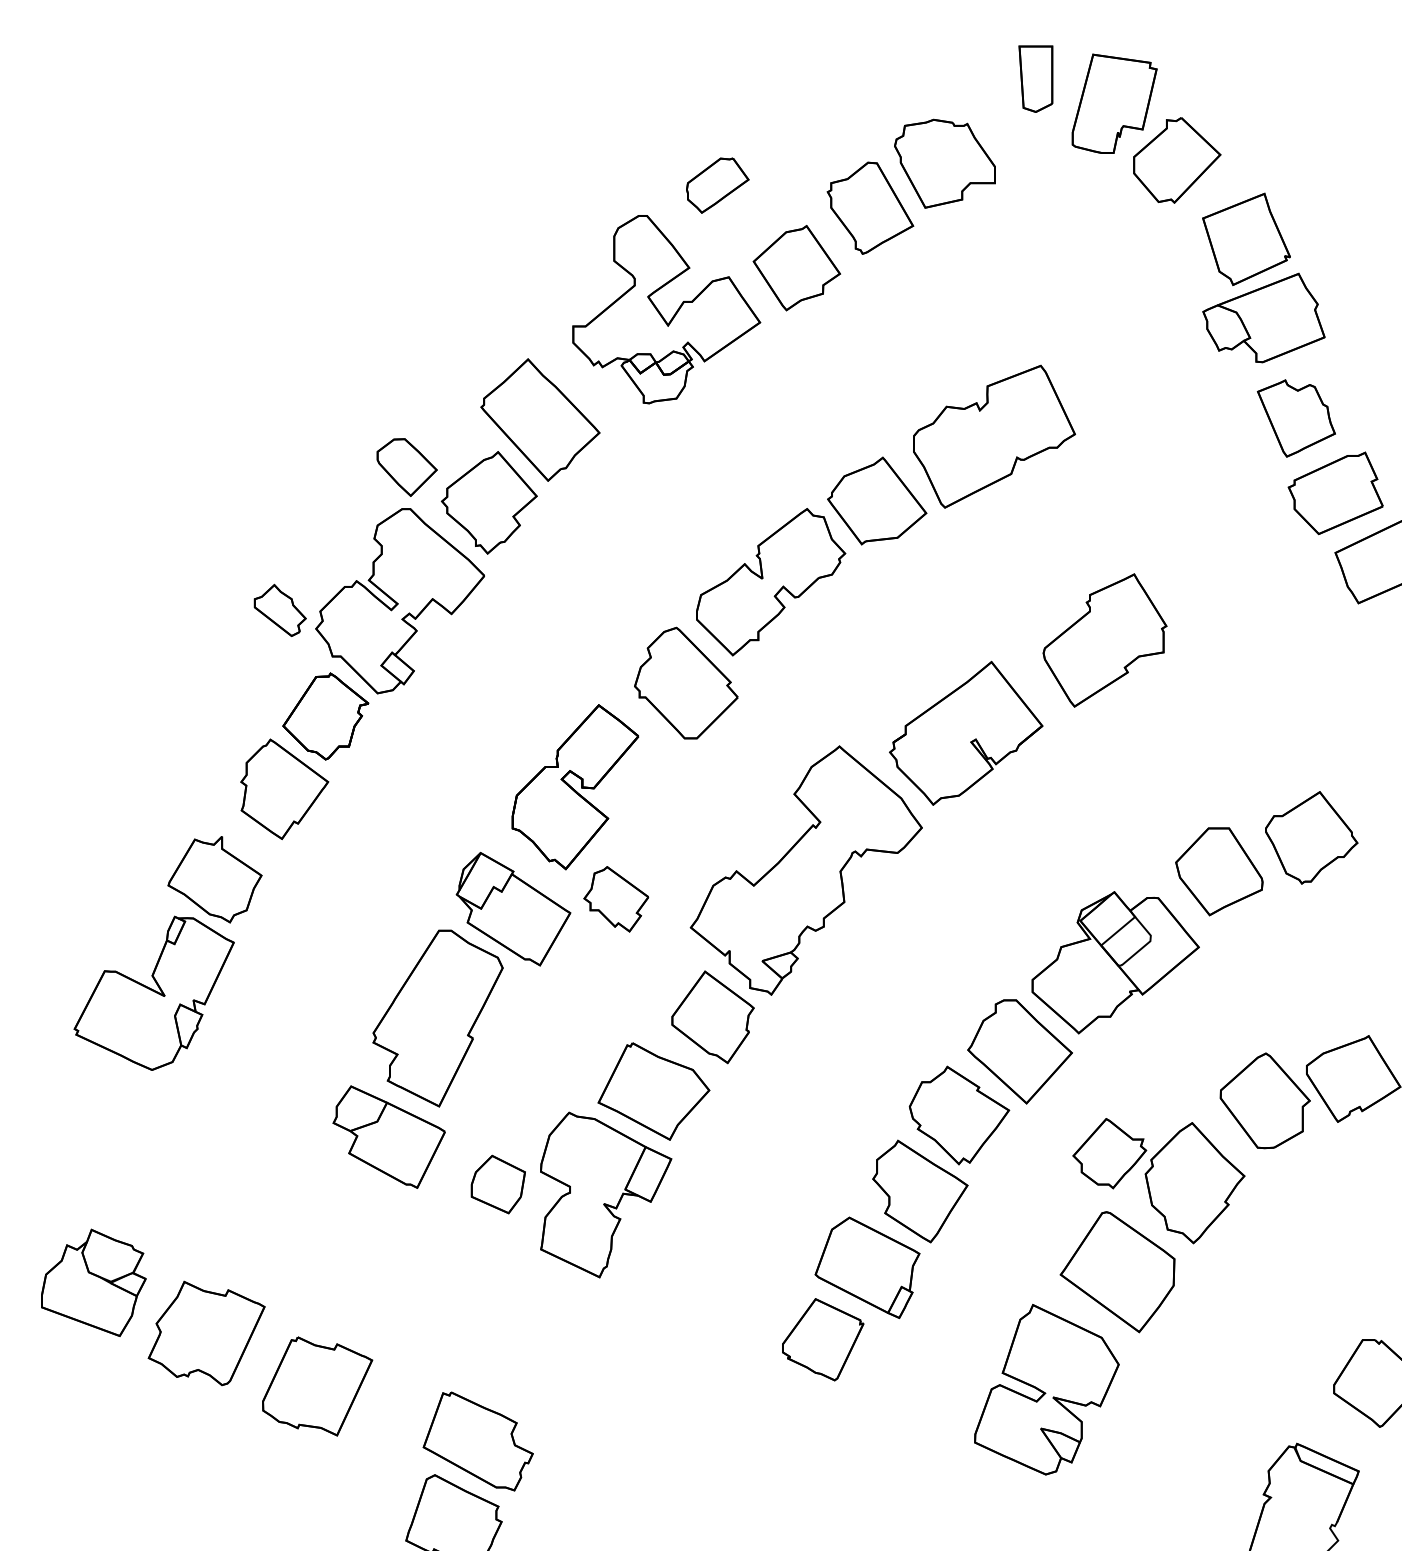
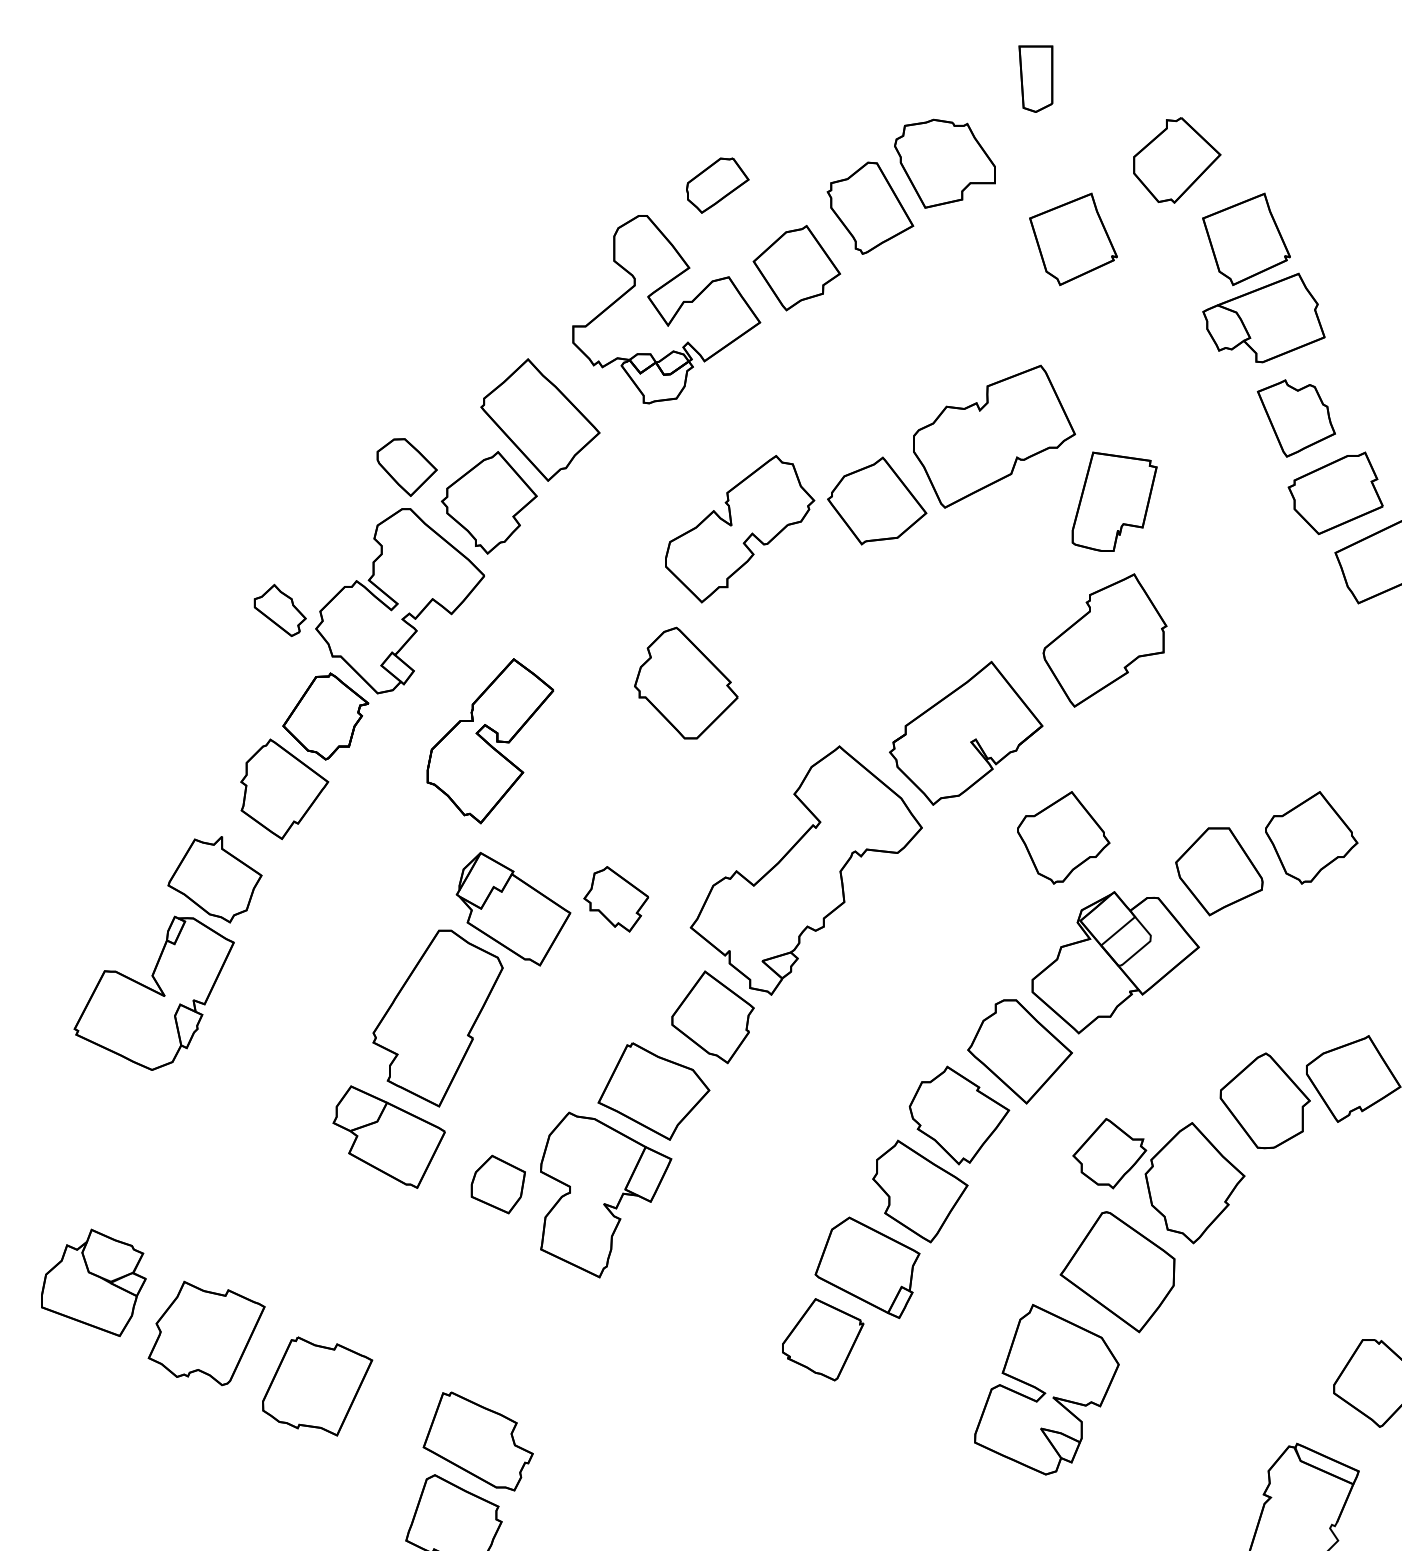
part position: (1114, 103) -> (1114, 501) (1114, 501)
part: none -> present (1073, 239)
part position: (771, 582) -> (740, 529) (740, 529)
part position: (575, 787) -> (490, 741) (490, 741)
part: none -> present (1063, 837)
